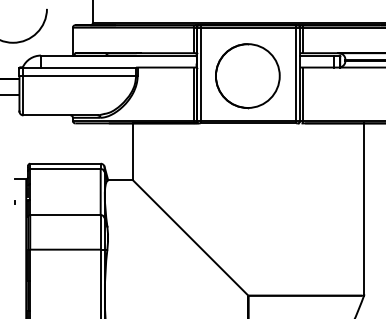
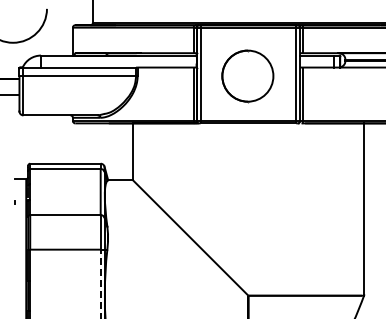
part size: 66x67 px -> 54x55 px (247, 76)
line: solid -> dashed (100, 283)
